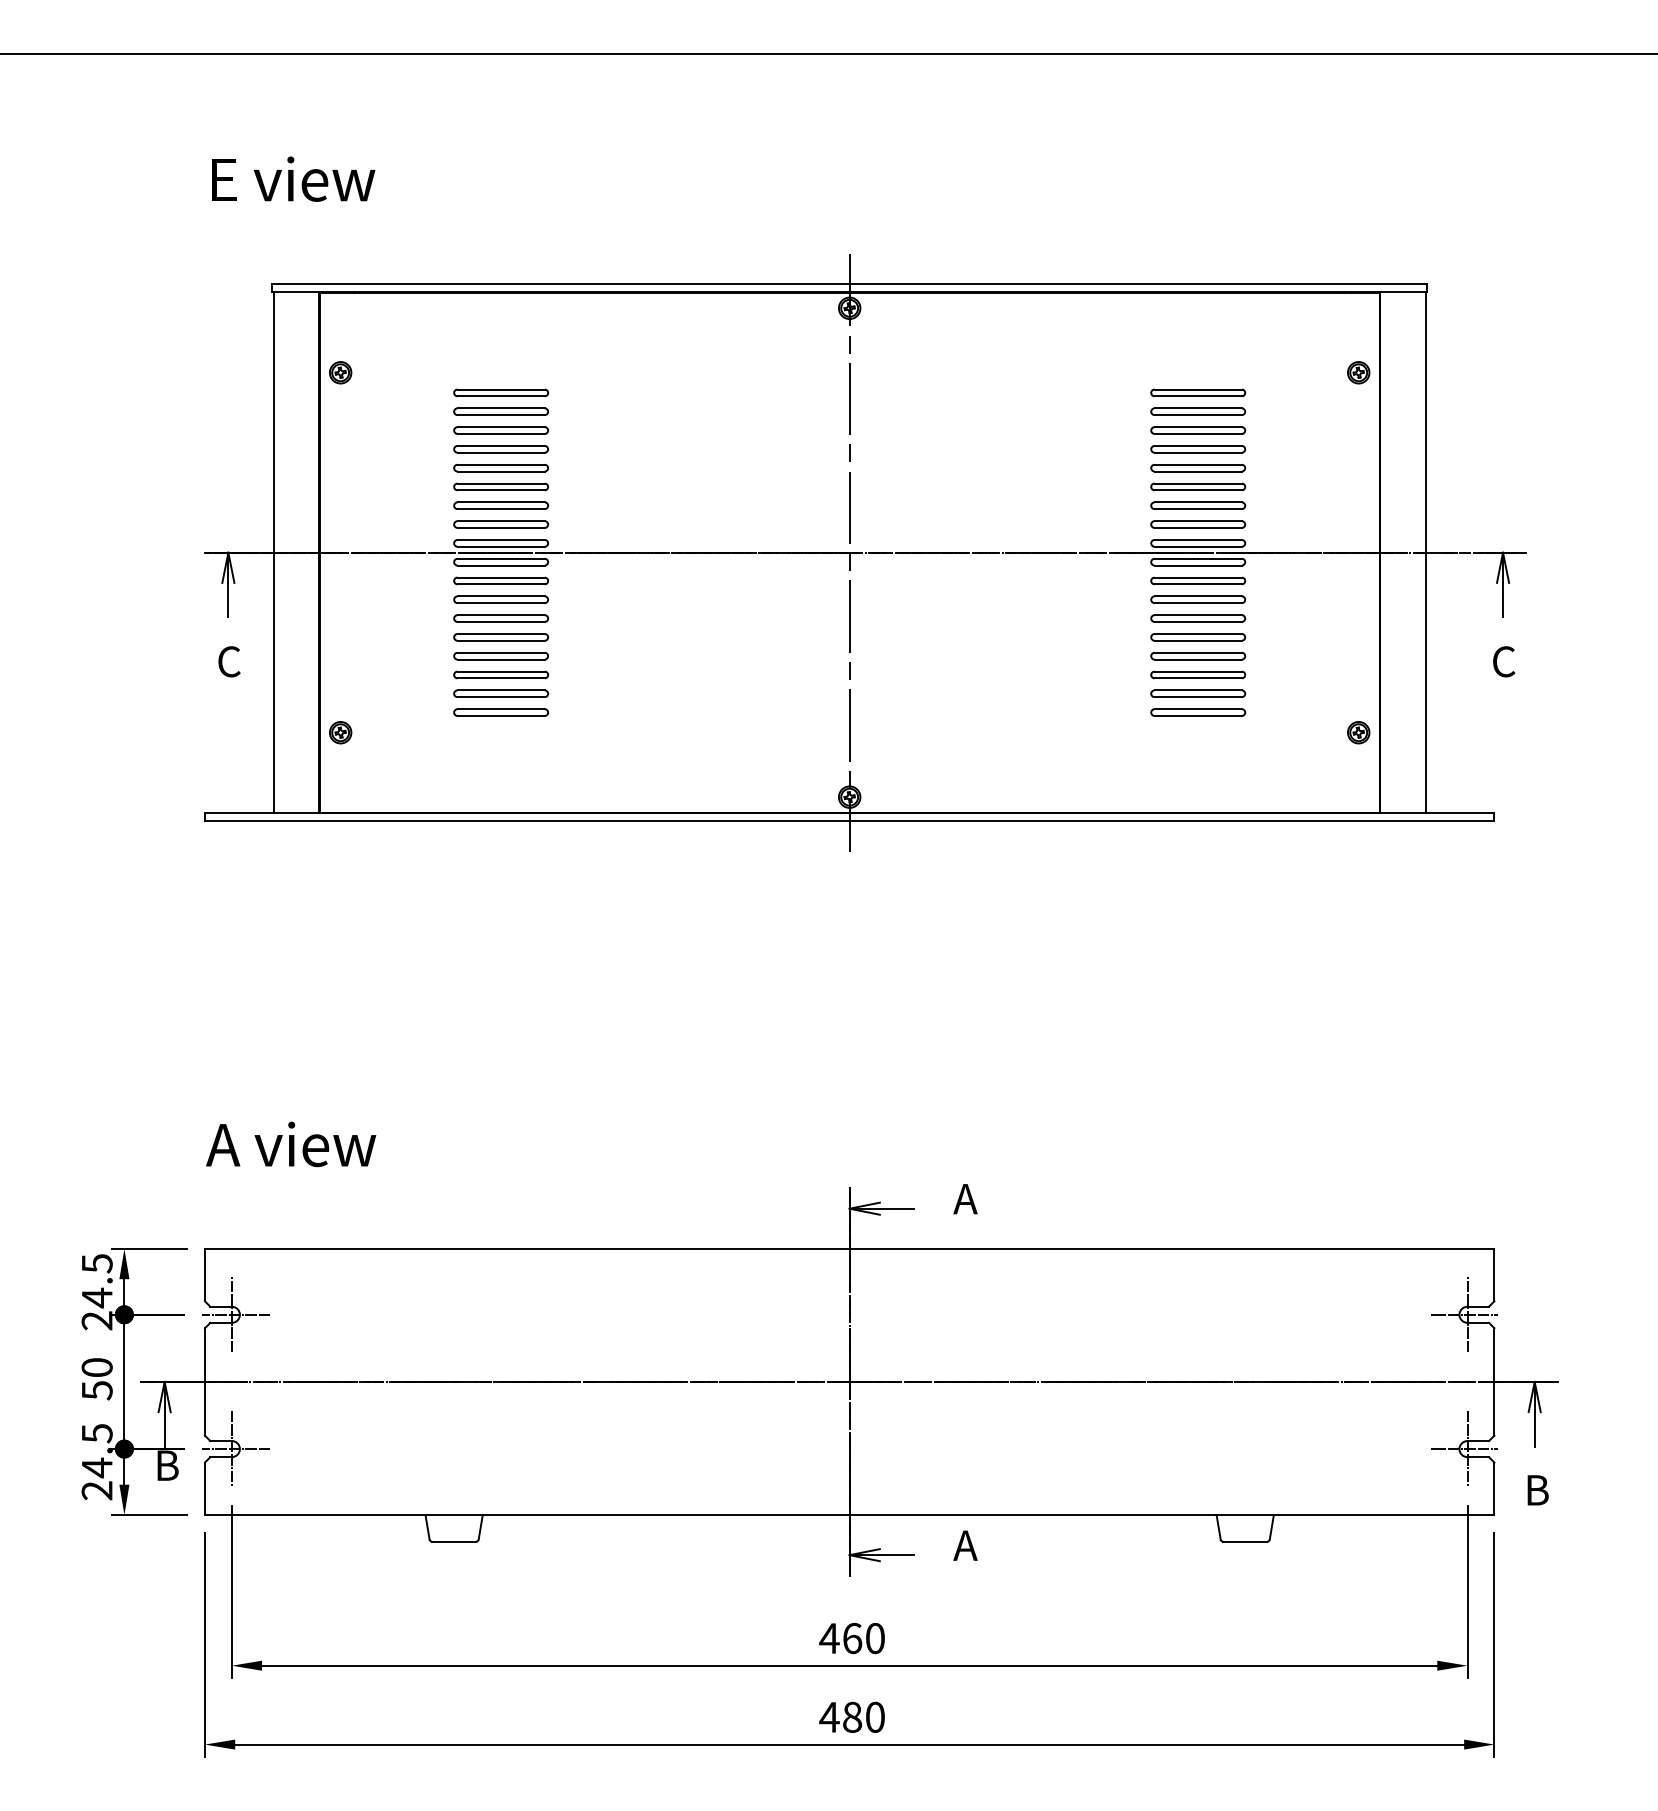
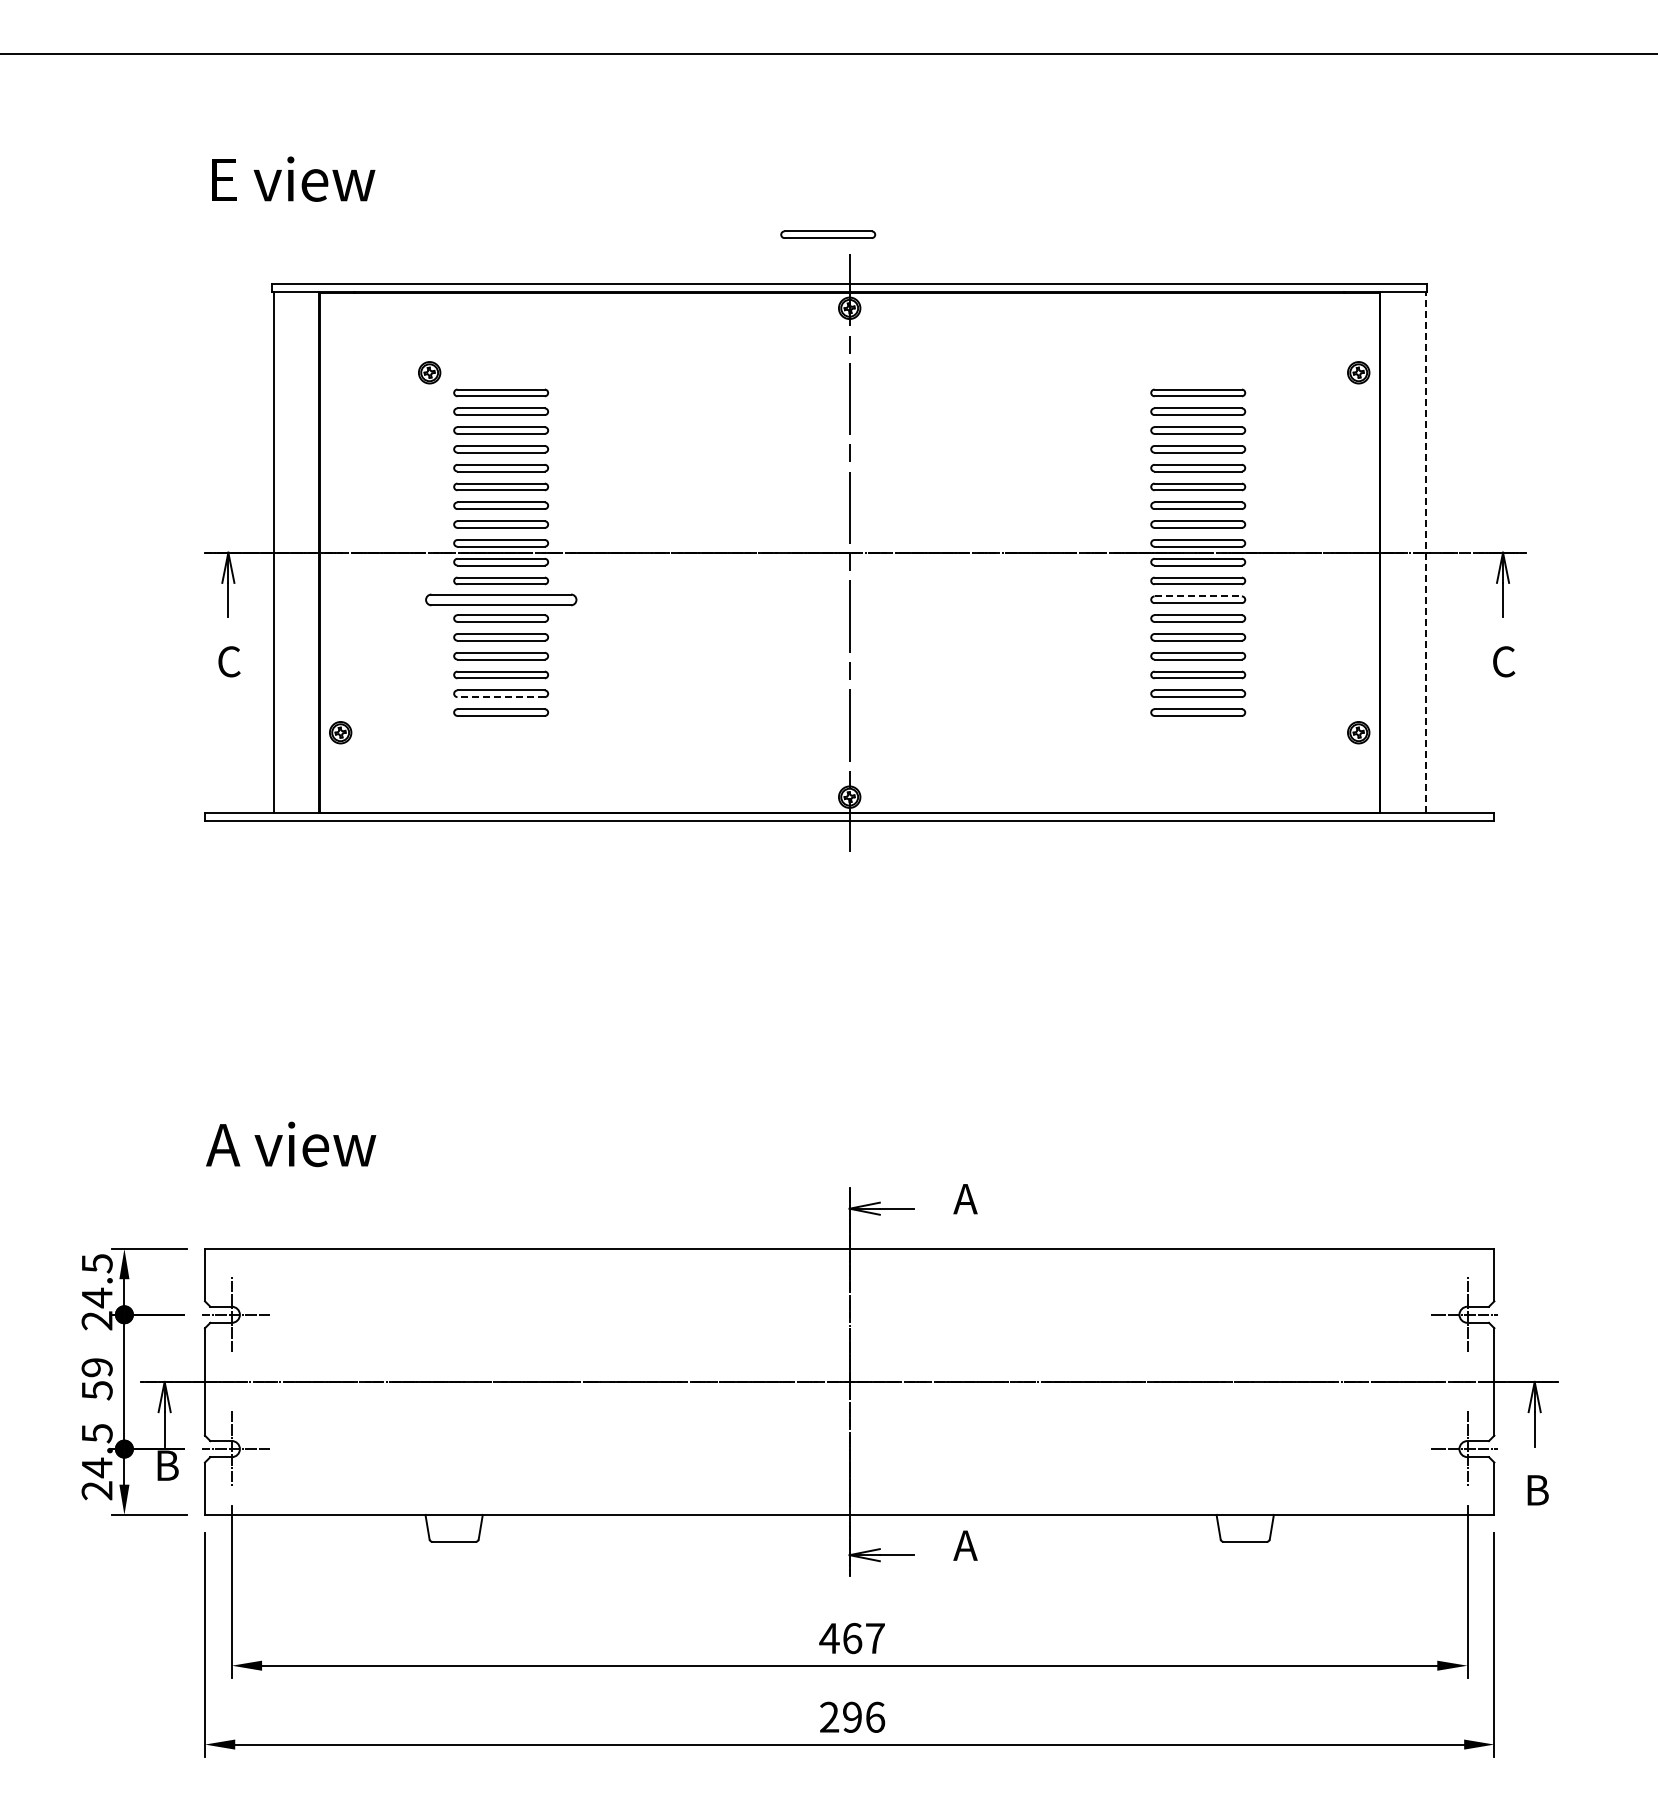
part: none -> present (828, 234)
part position: (340, 372) -> (429, 372) (429, 372)
line: solid -> dashed (1425, 552)
line: solid -> dashed (1198, 596)
part size: 96x9 px -> 153x14 px (501, 599)
line: solid -> dashed (501, 697)
text: 50 -> 59 (96, 1367)
text: 460 -> 467 (875, 1638)
text: 480 -> 296 (852, 1716)
